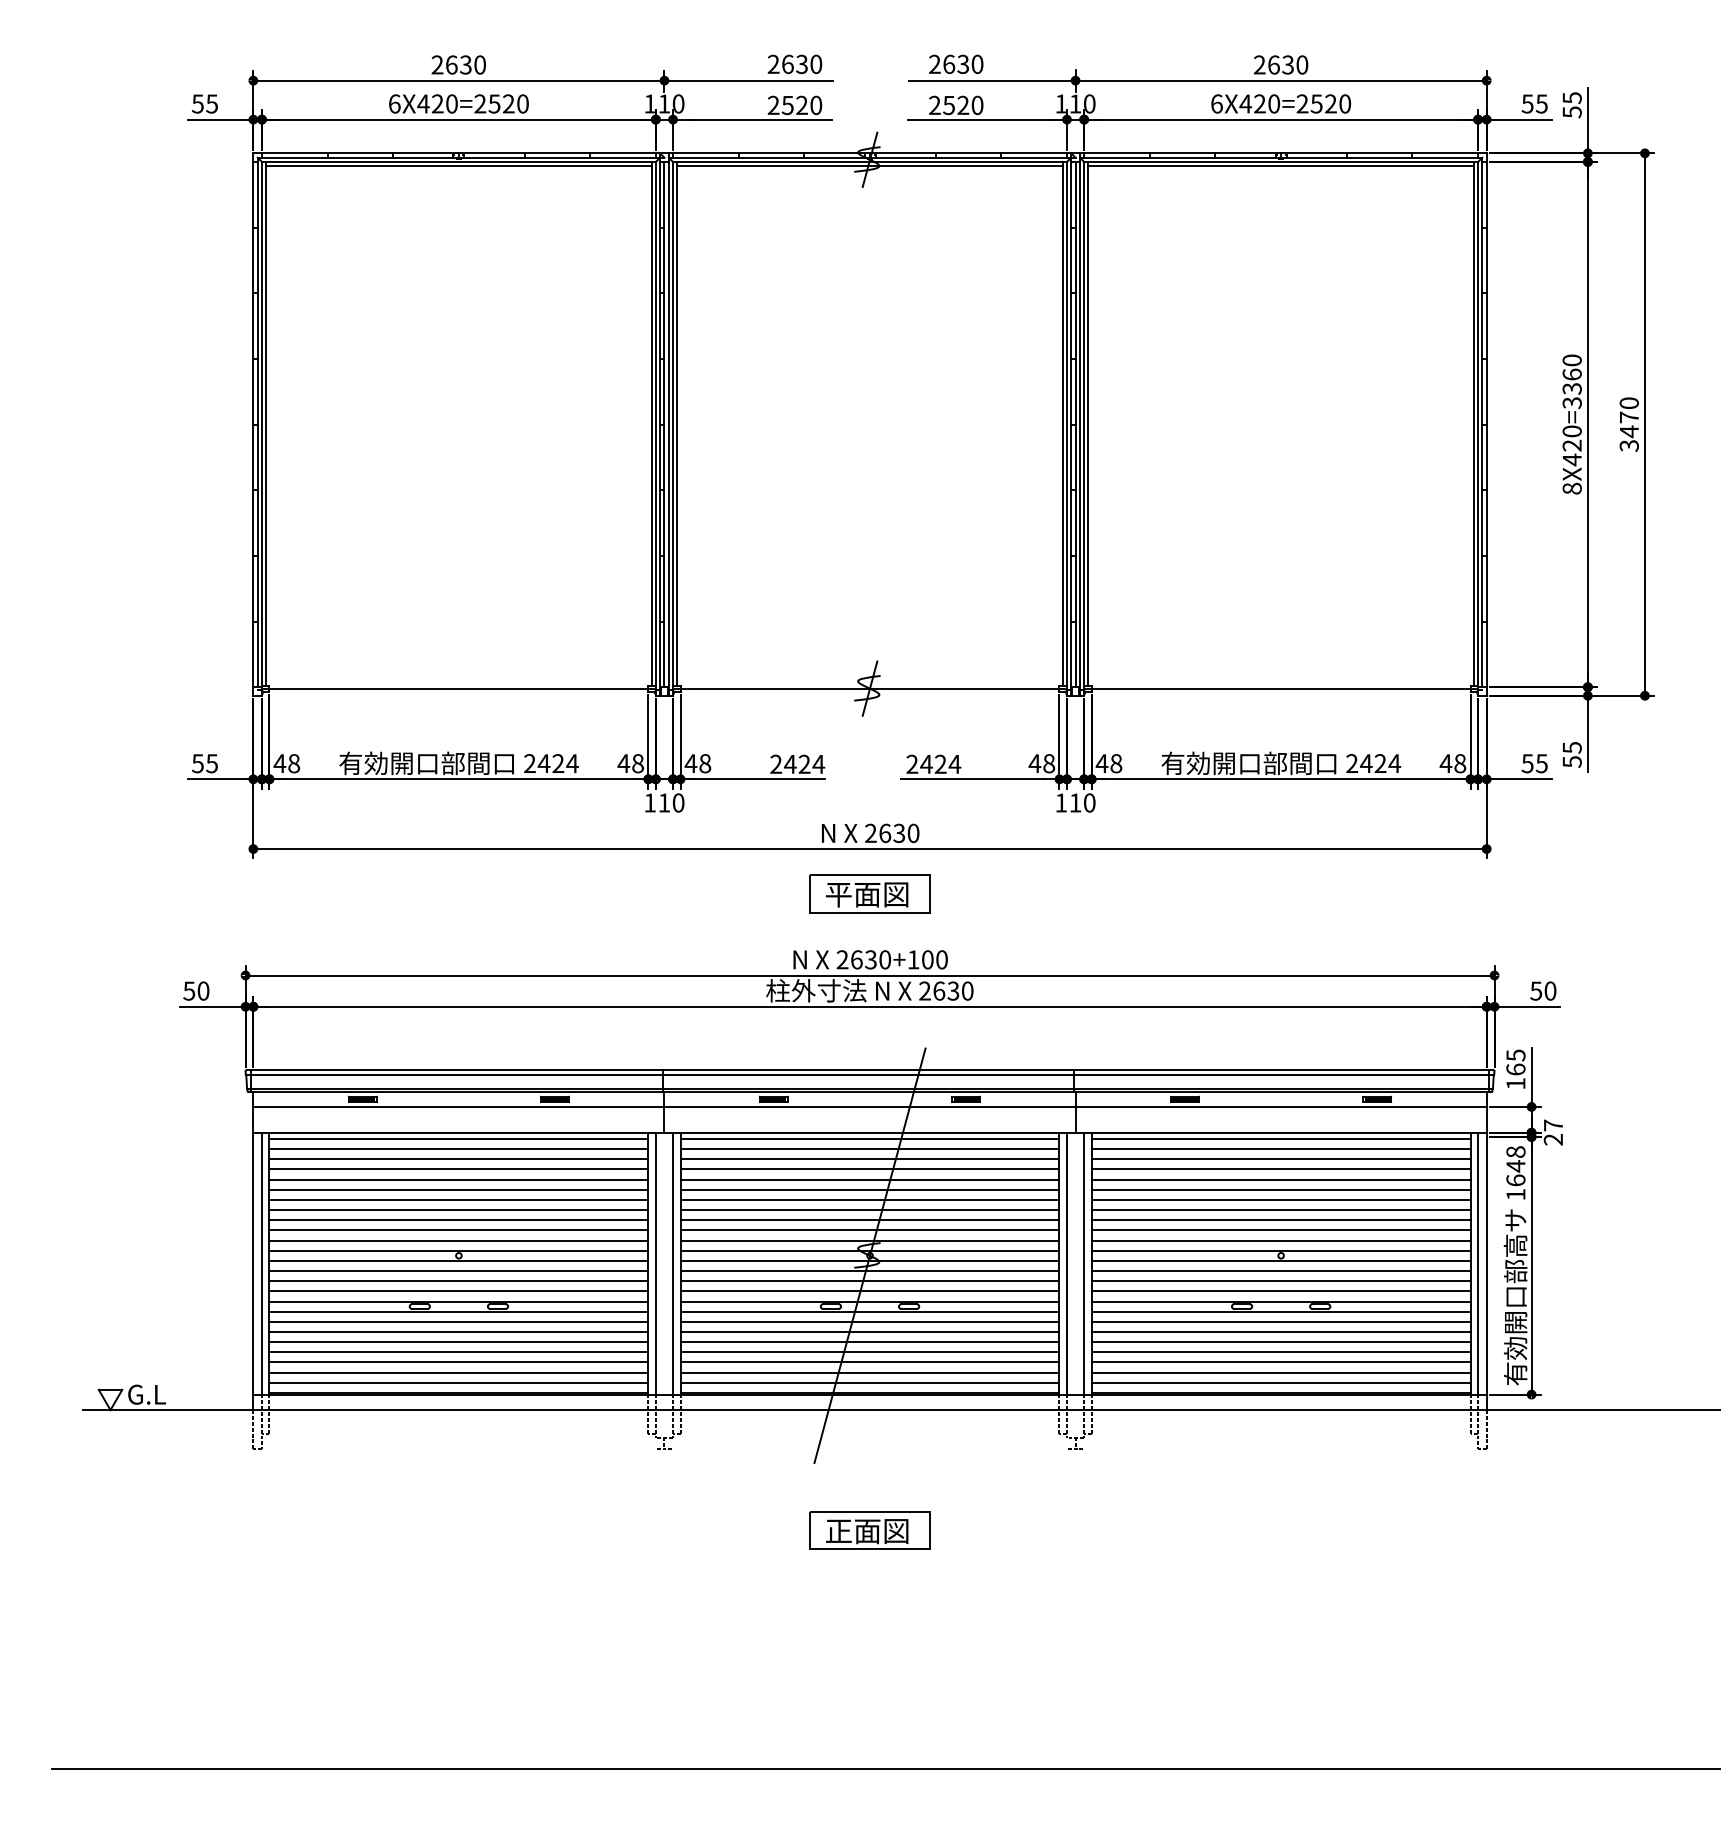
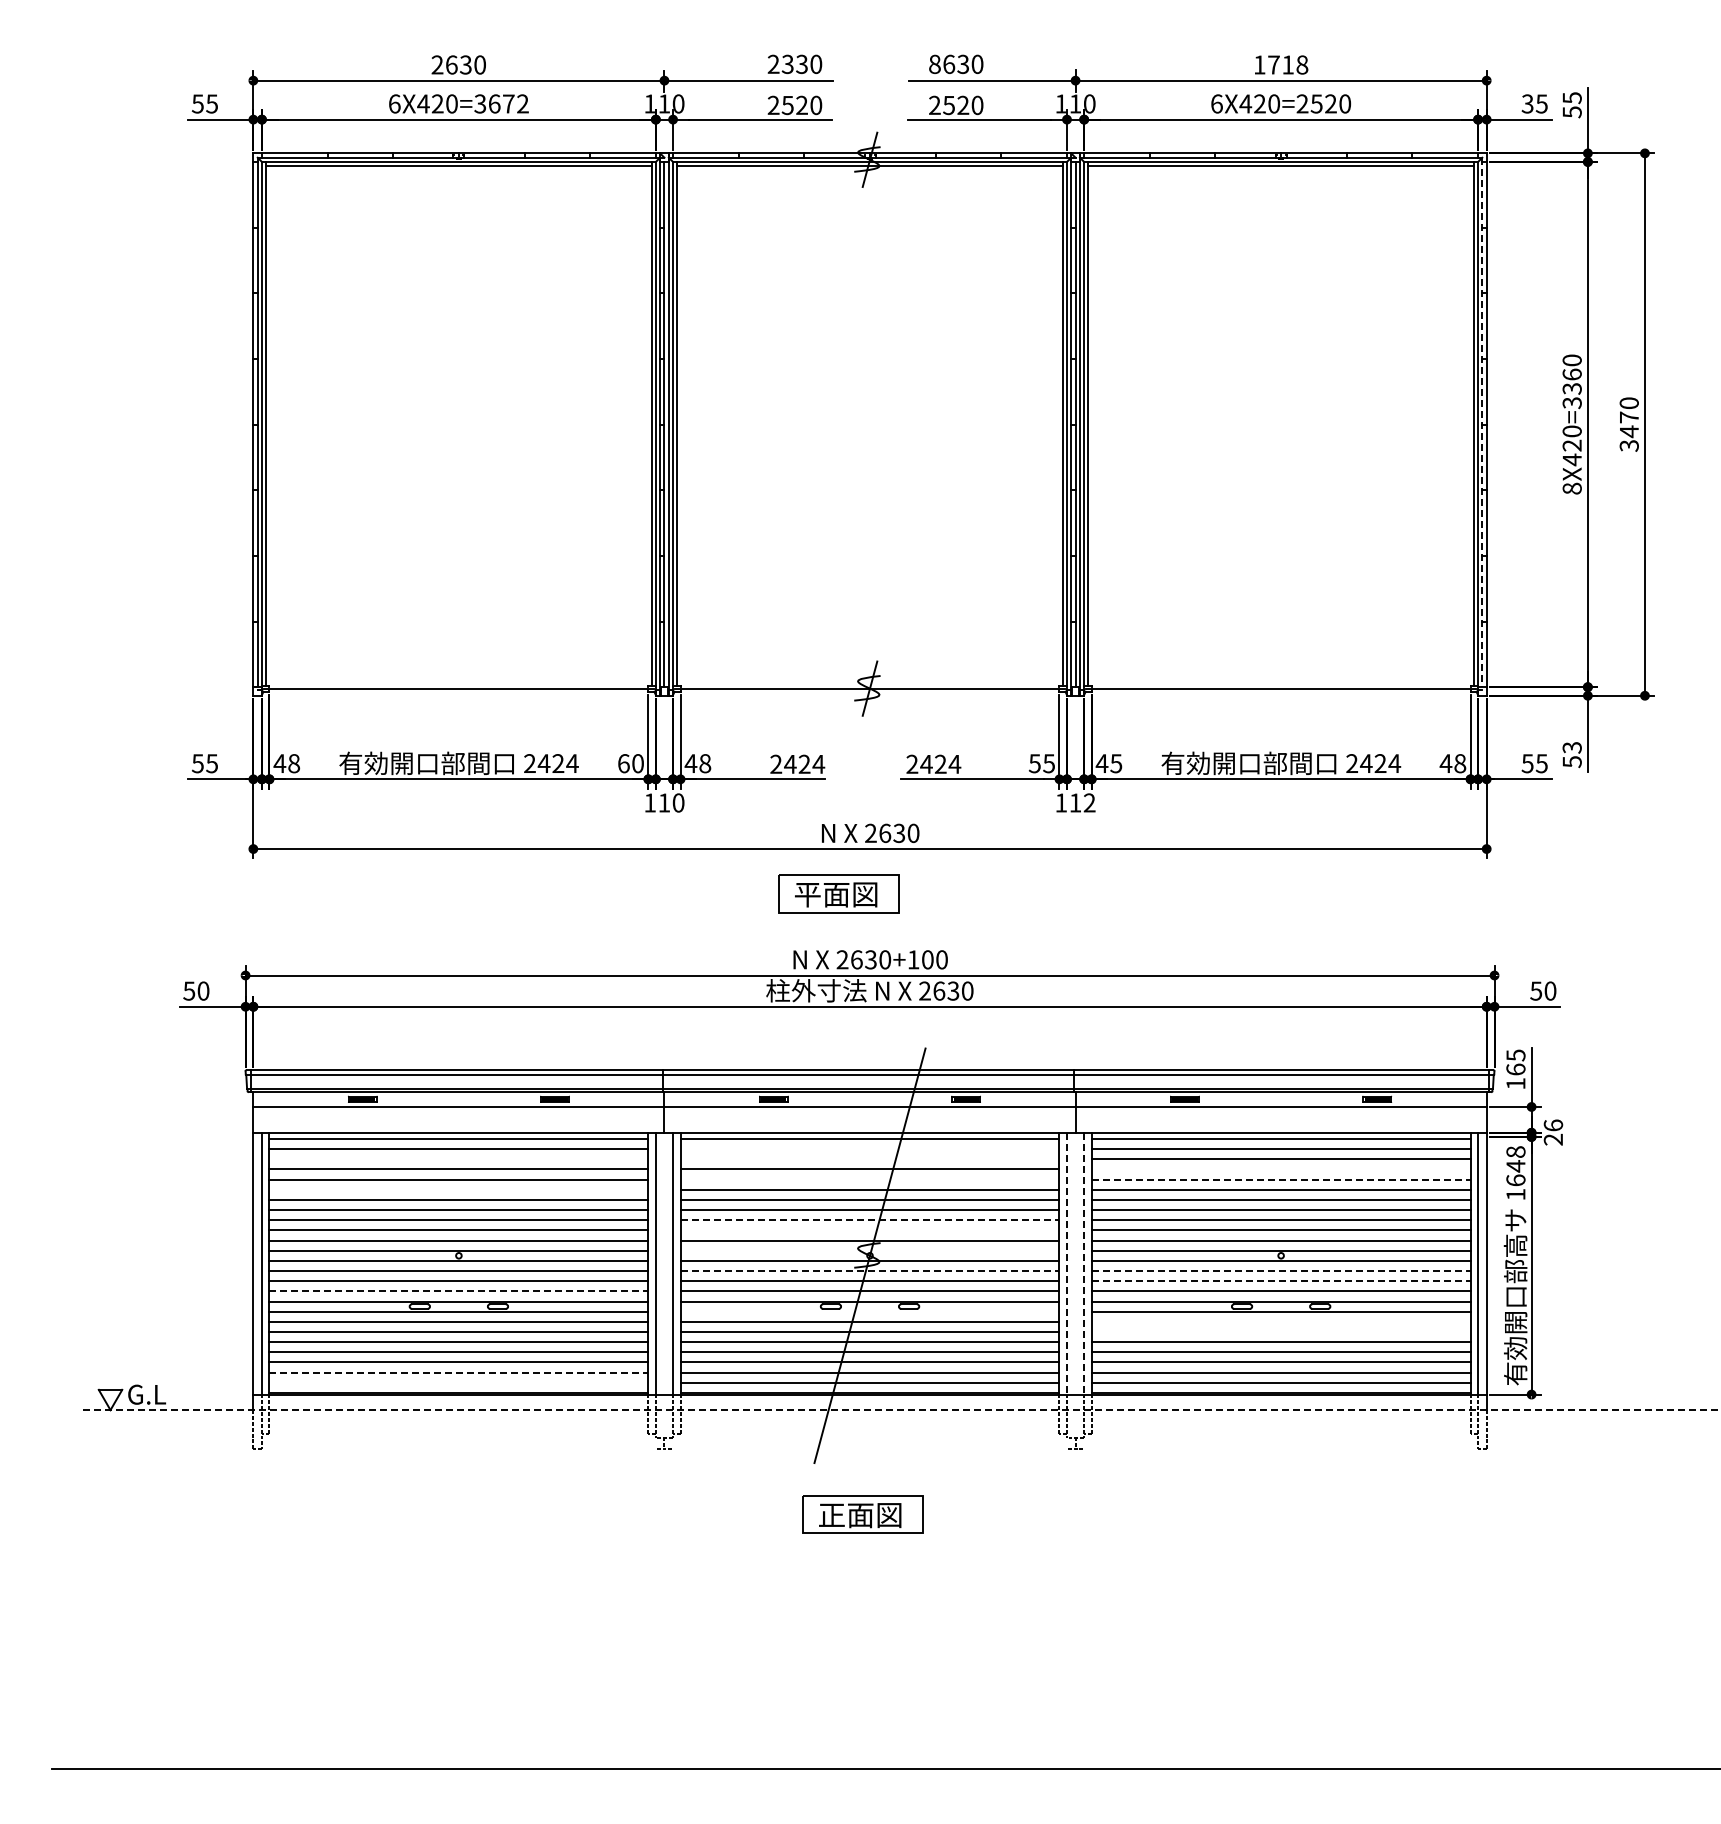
text: 2630 -> 2330 (787, 63)
text: 2630 -> 8630 (934, 64)
text: 2630 -> 1718 (1280, 64)
text: 6X420=2520 -> 6X420=3672 (501, 103)
text: 55 -> 35 (1527, 103)
line: solid -> dashed (1482, 422)
text: 55 -> 53 (1571, 747)
text: 48 -> 60 (630, 763)
text: 48 -> 55 (1041, 763)
text: 48 -> 45 (1116, 763)
text: 110 -> 112 (1089, 802)
part position: (869, 893) -> (838, 893) (838, 893)
text: 27 -> 26 (1553, 1125)
line: present -> none (869, 1149)
line: present -> none (458, 1159)
line: present -> none (869, 1159)
line: present -> none (1280, 1169)
line: present -> none (869, 1179)
line: solid -> dashed (1281, 1179)
line: present -> none (458, 1189)
line: solid -> dashed (870, 1220)
line: present -> none (869, 1230)
line: present -> none (869, 1250)
line: solid -> dashed (1066, 1263)
line: solid -> dashed (1084, 1263)
line: solid -> dashed (870, 1271)
line: solid -> dashed (1281, 1271)
line: solid -> dashed (1281, 1281)
line: solid -> dashed (459, 1291)
line: present -> none (869, 1311)
line: present -> none (1280, 1321)
line: present -> none (1280, 1332)
line: solid -> dashed (459, 1372)
line: present -> none (458, 1382)
line: solid -> dashed (902, 1410)
part position: (869, 1530) -> (862, 1514) (862, 1514)
